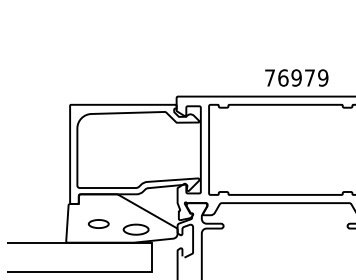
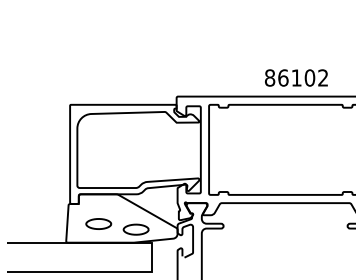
text: 76979 -> 86102 (296, 77)
part size: 22x10 px -> 28x12 px (98, 223)
